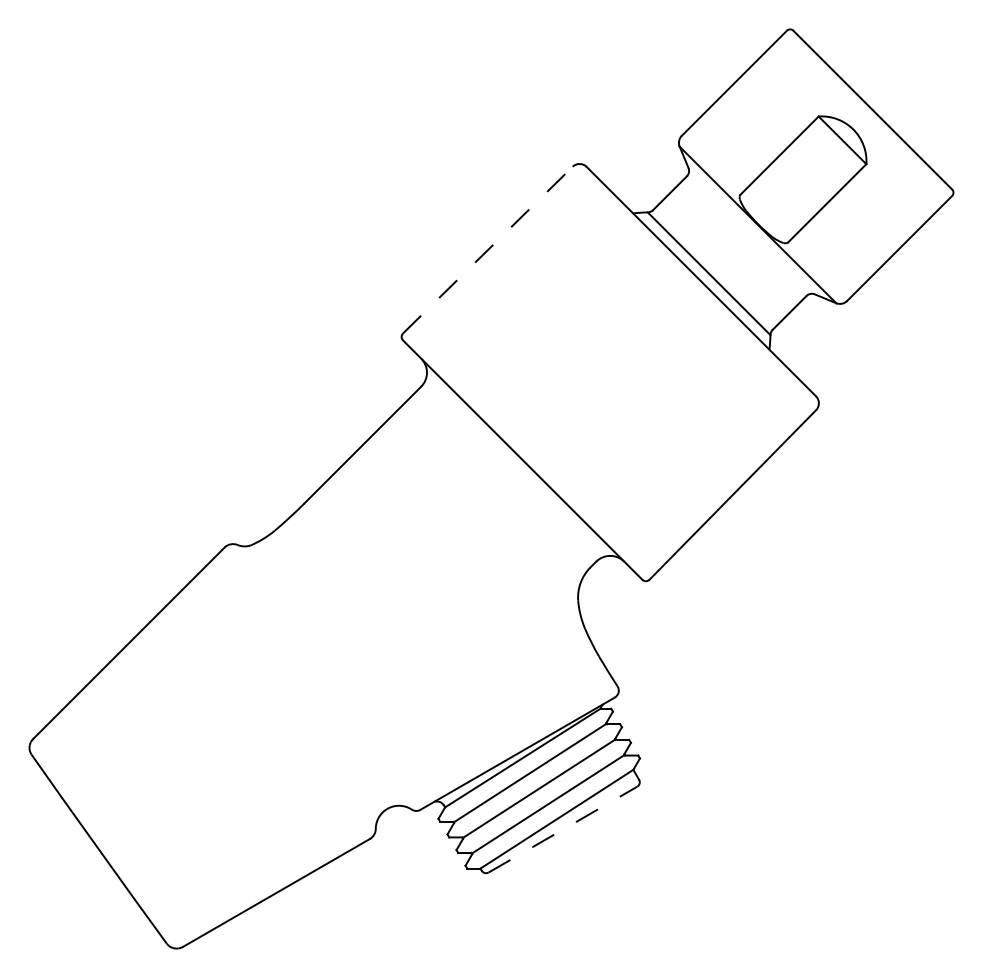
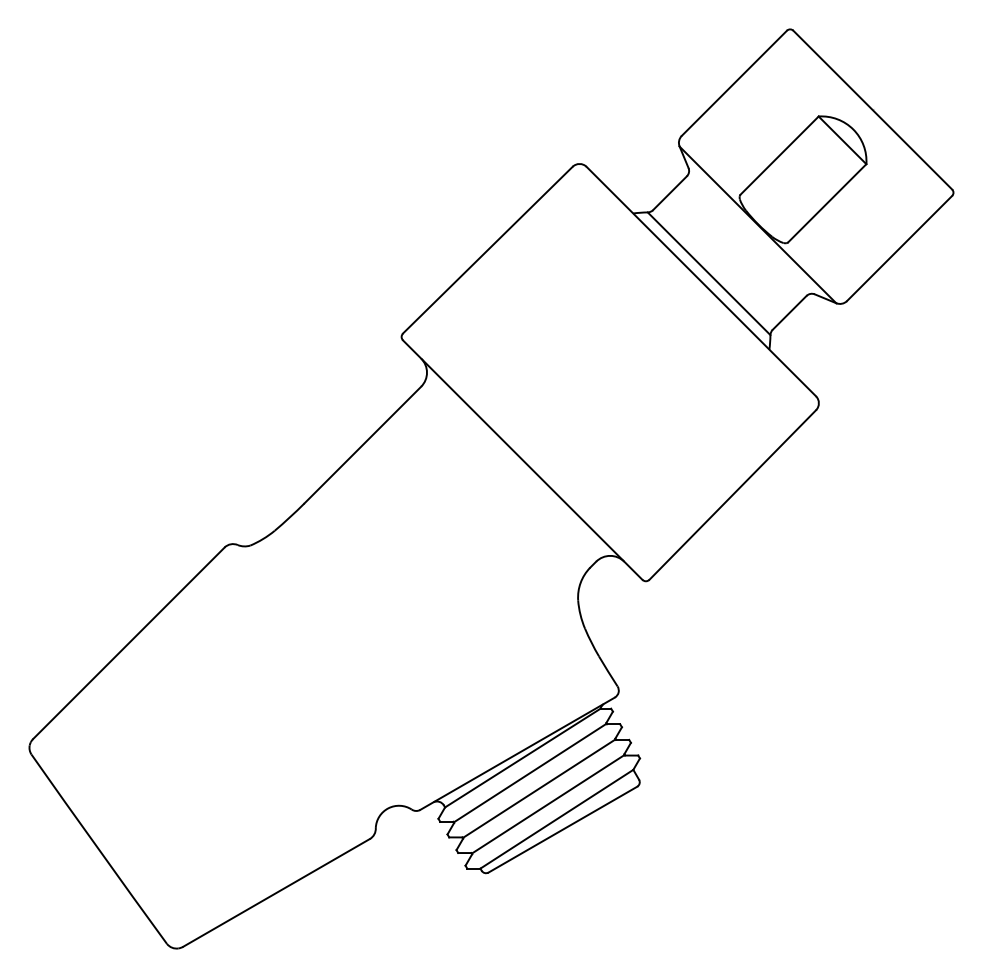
line: dashed -> solid (487, 250)
line: dashed -> solid (562, 829)
